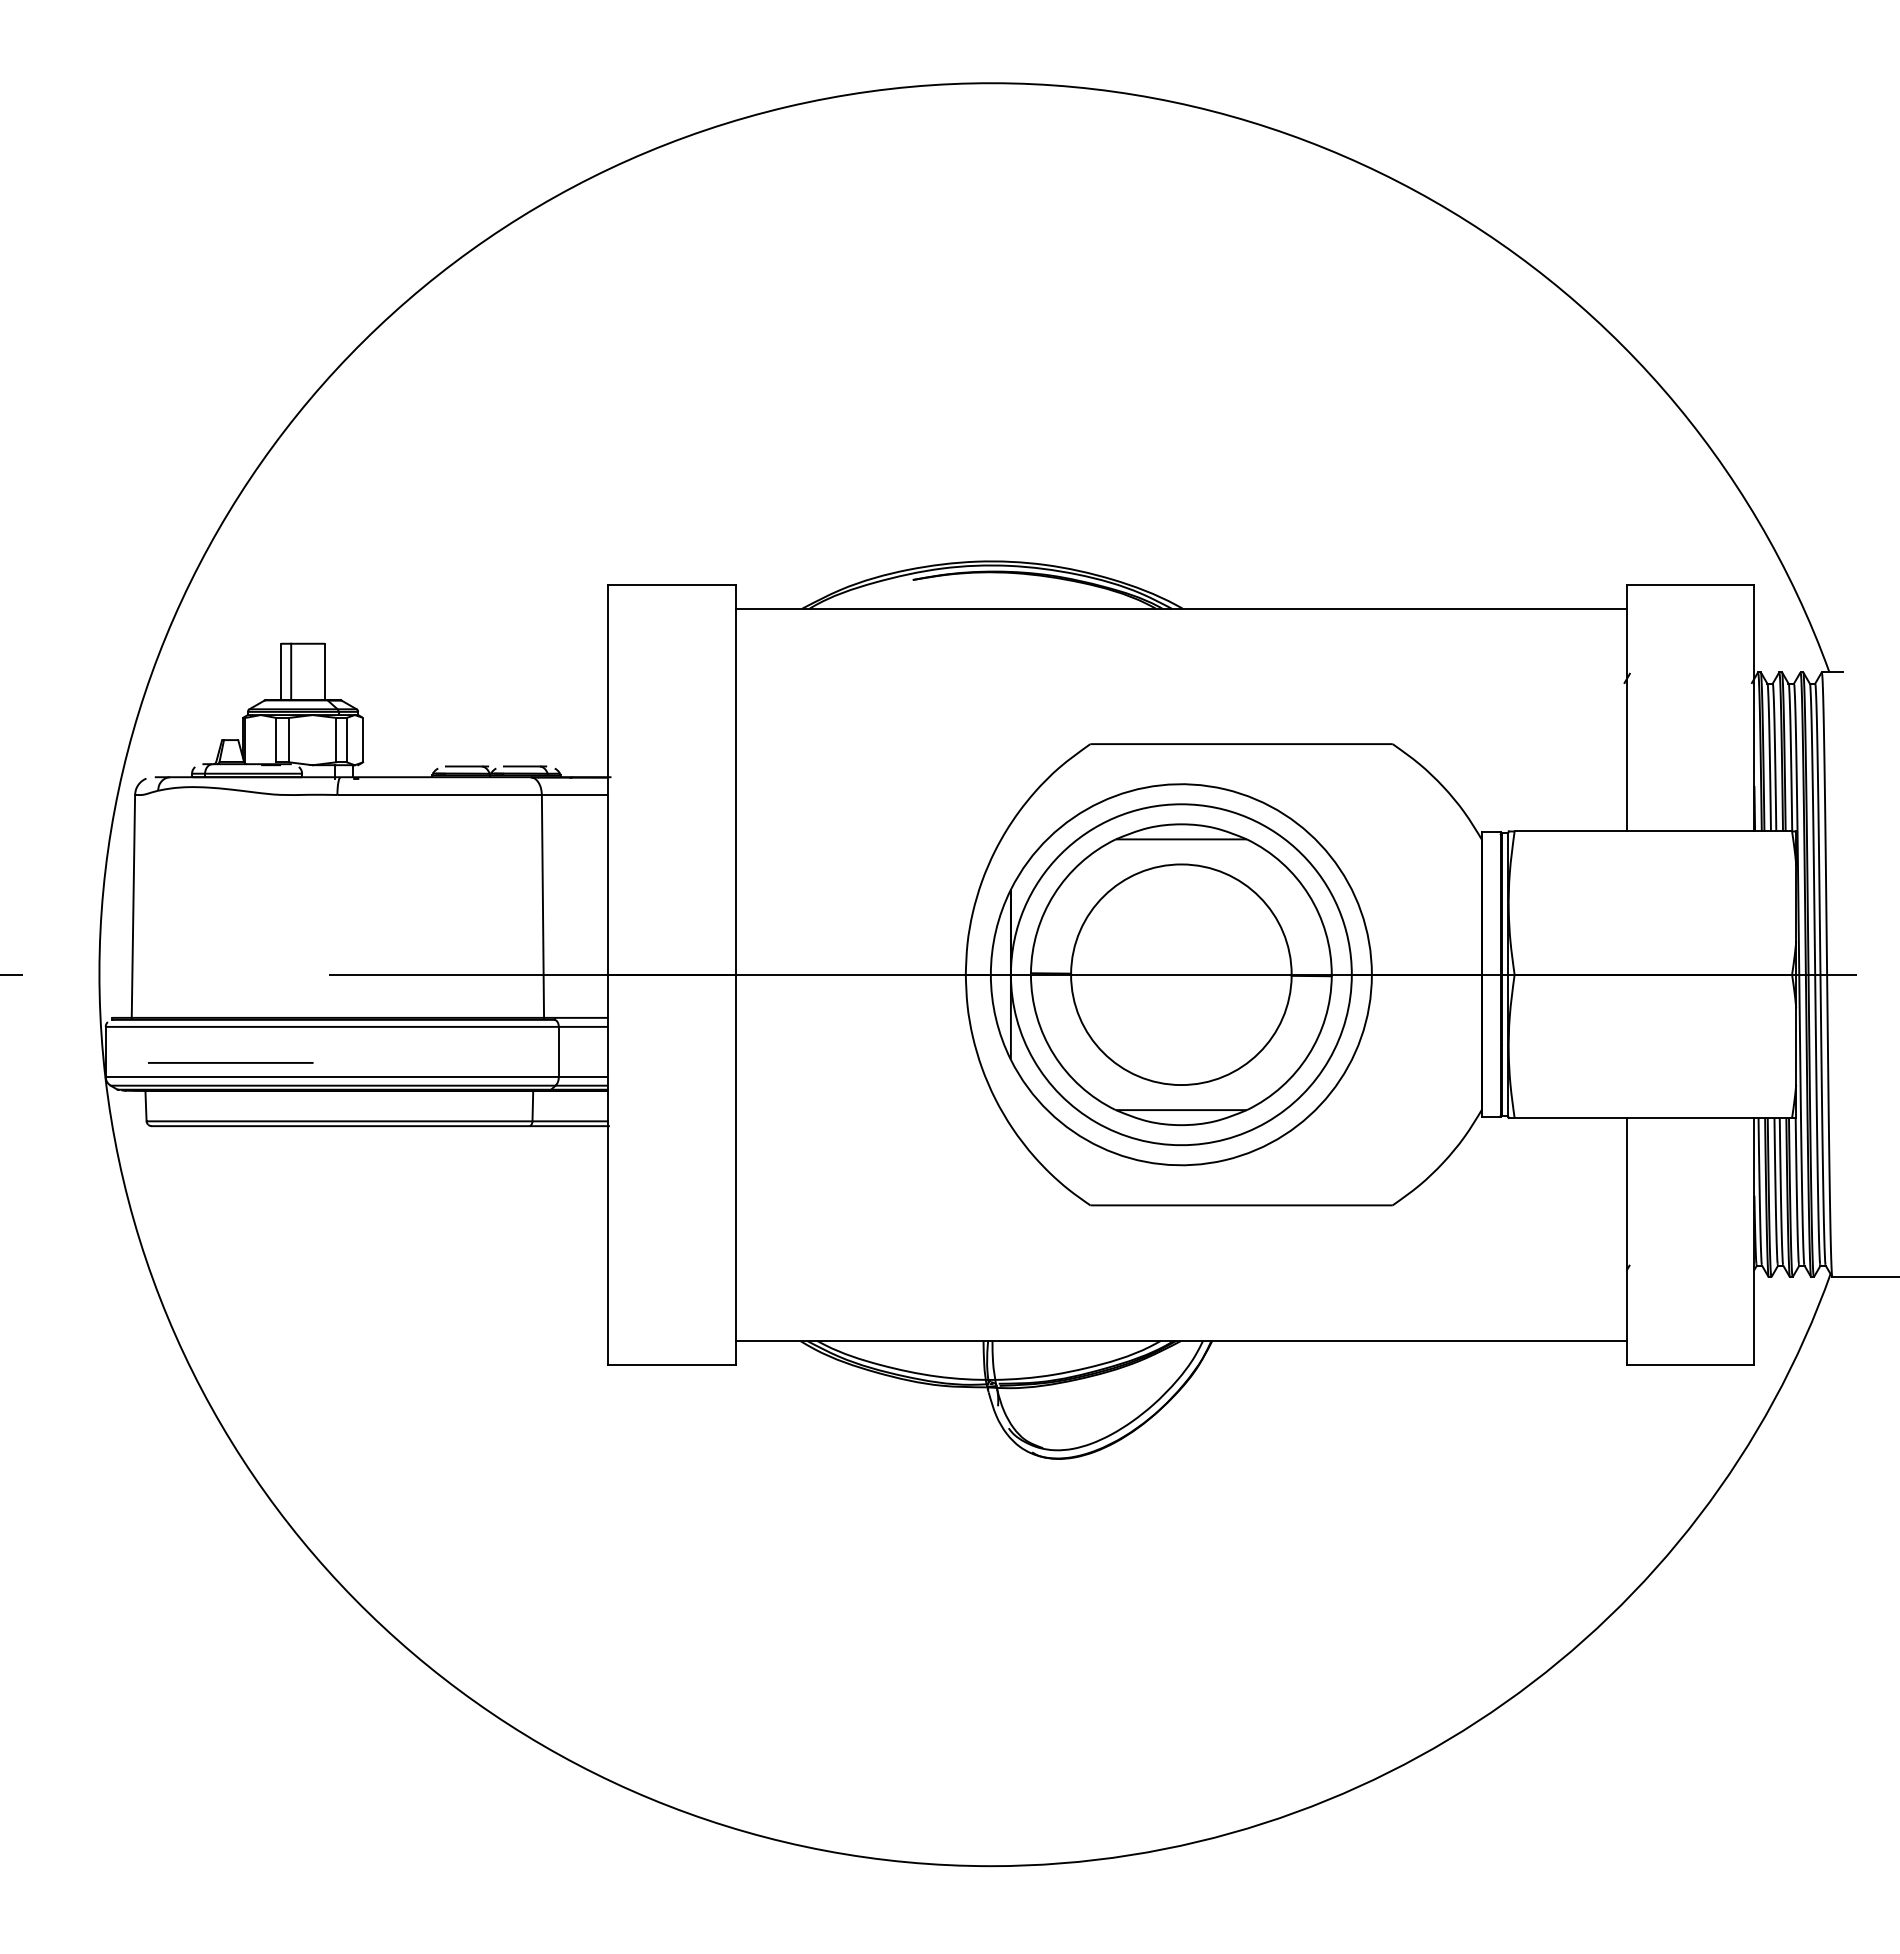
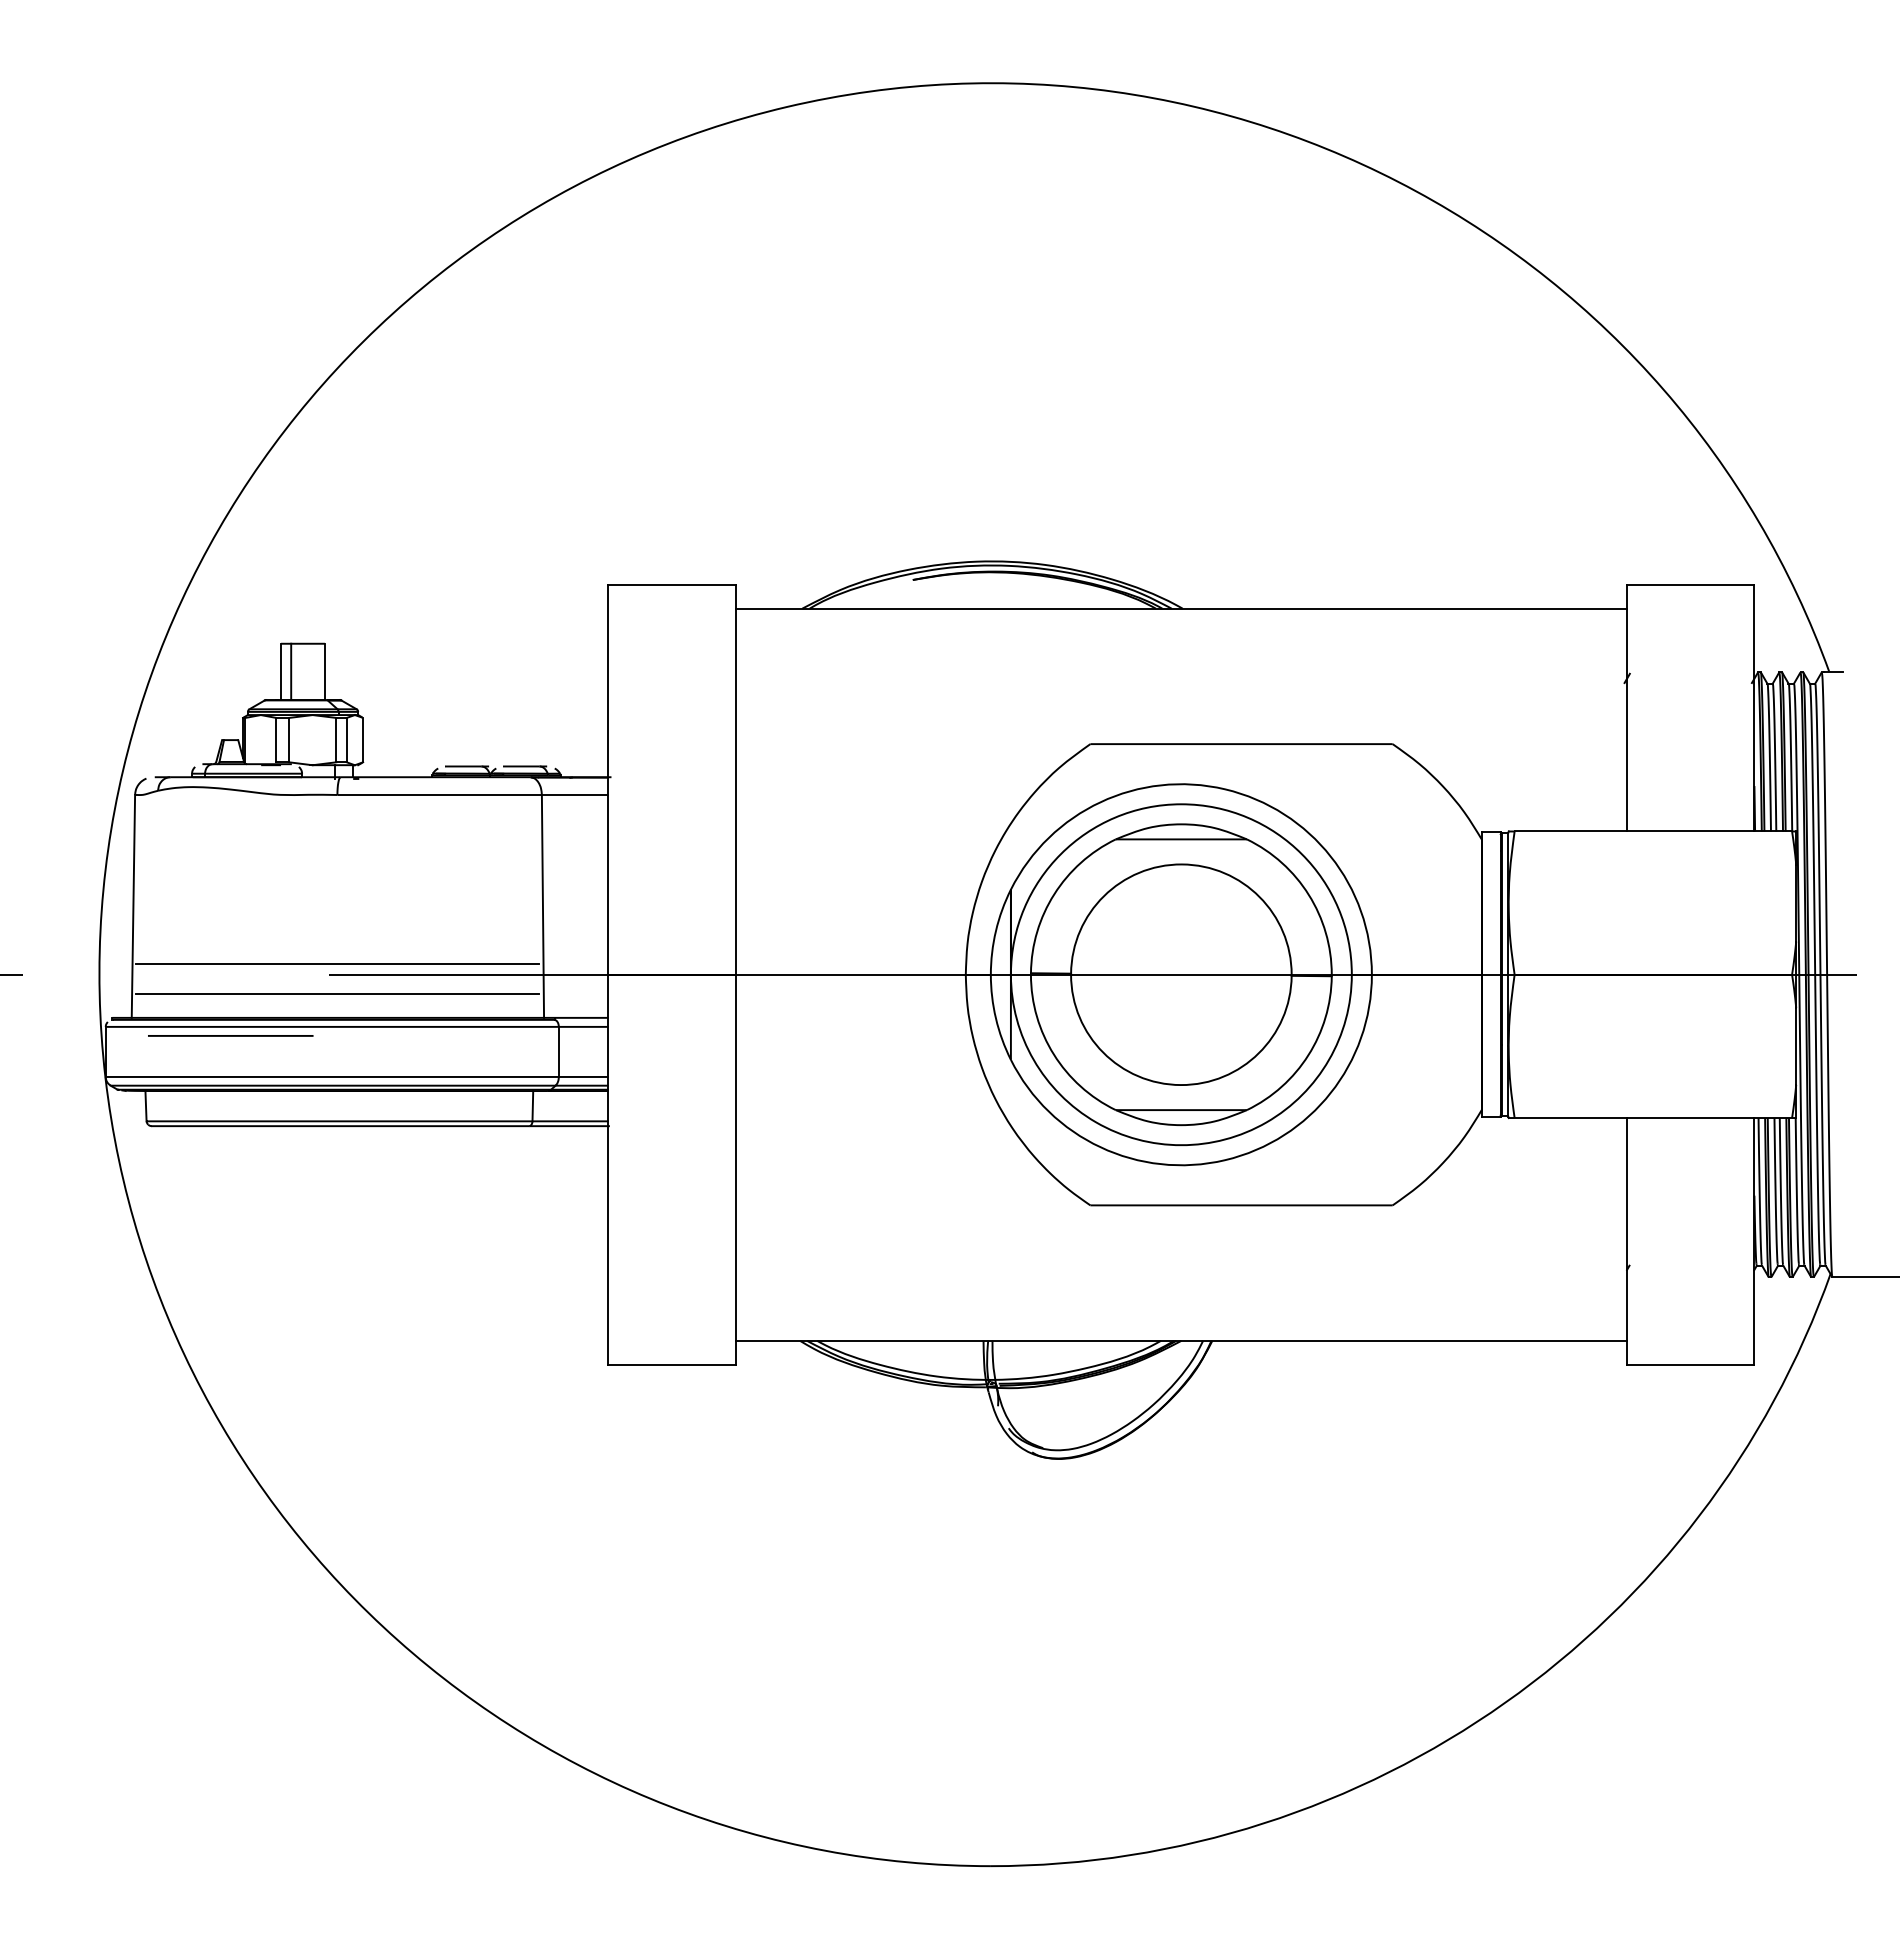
line: none -> present (337, 964)
line: none -> present (337, 994)
line position: (230, 1062) -> (230, 1035) (230, 1035)
